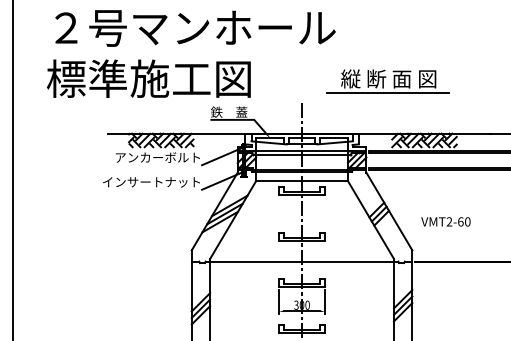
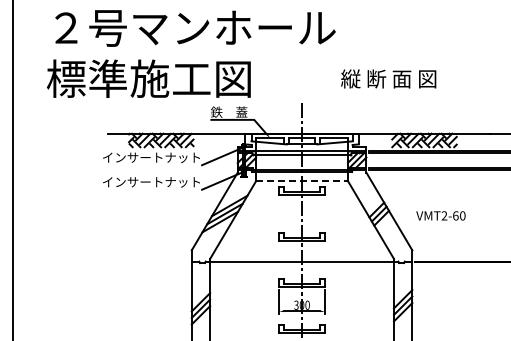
line: present -> none (387, 92)
text: アンカーボルト -> インサートナット (145, 157)
line: solid -> dashed (302, 181)
text position: (445, 221) -> (440, 215) (440, 215)
